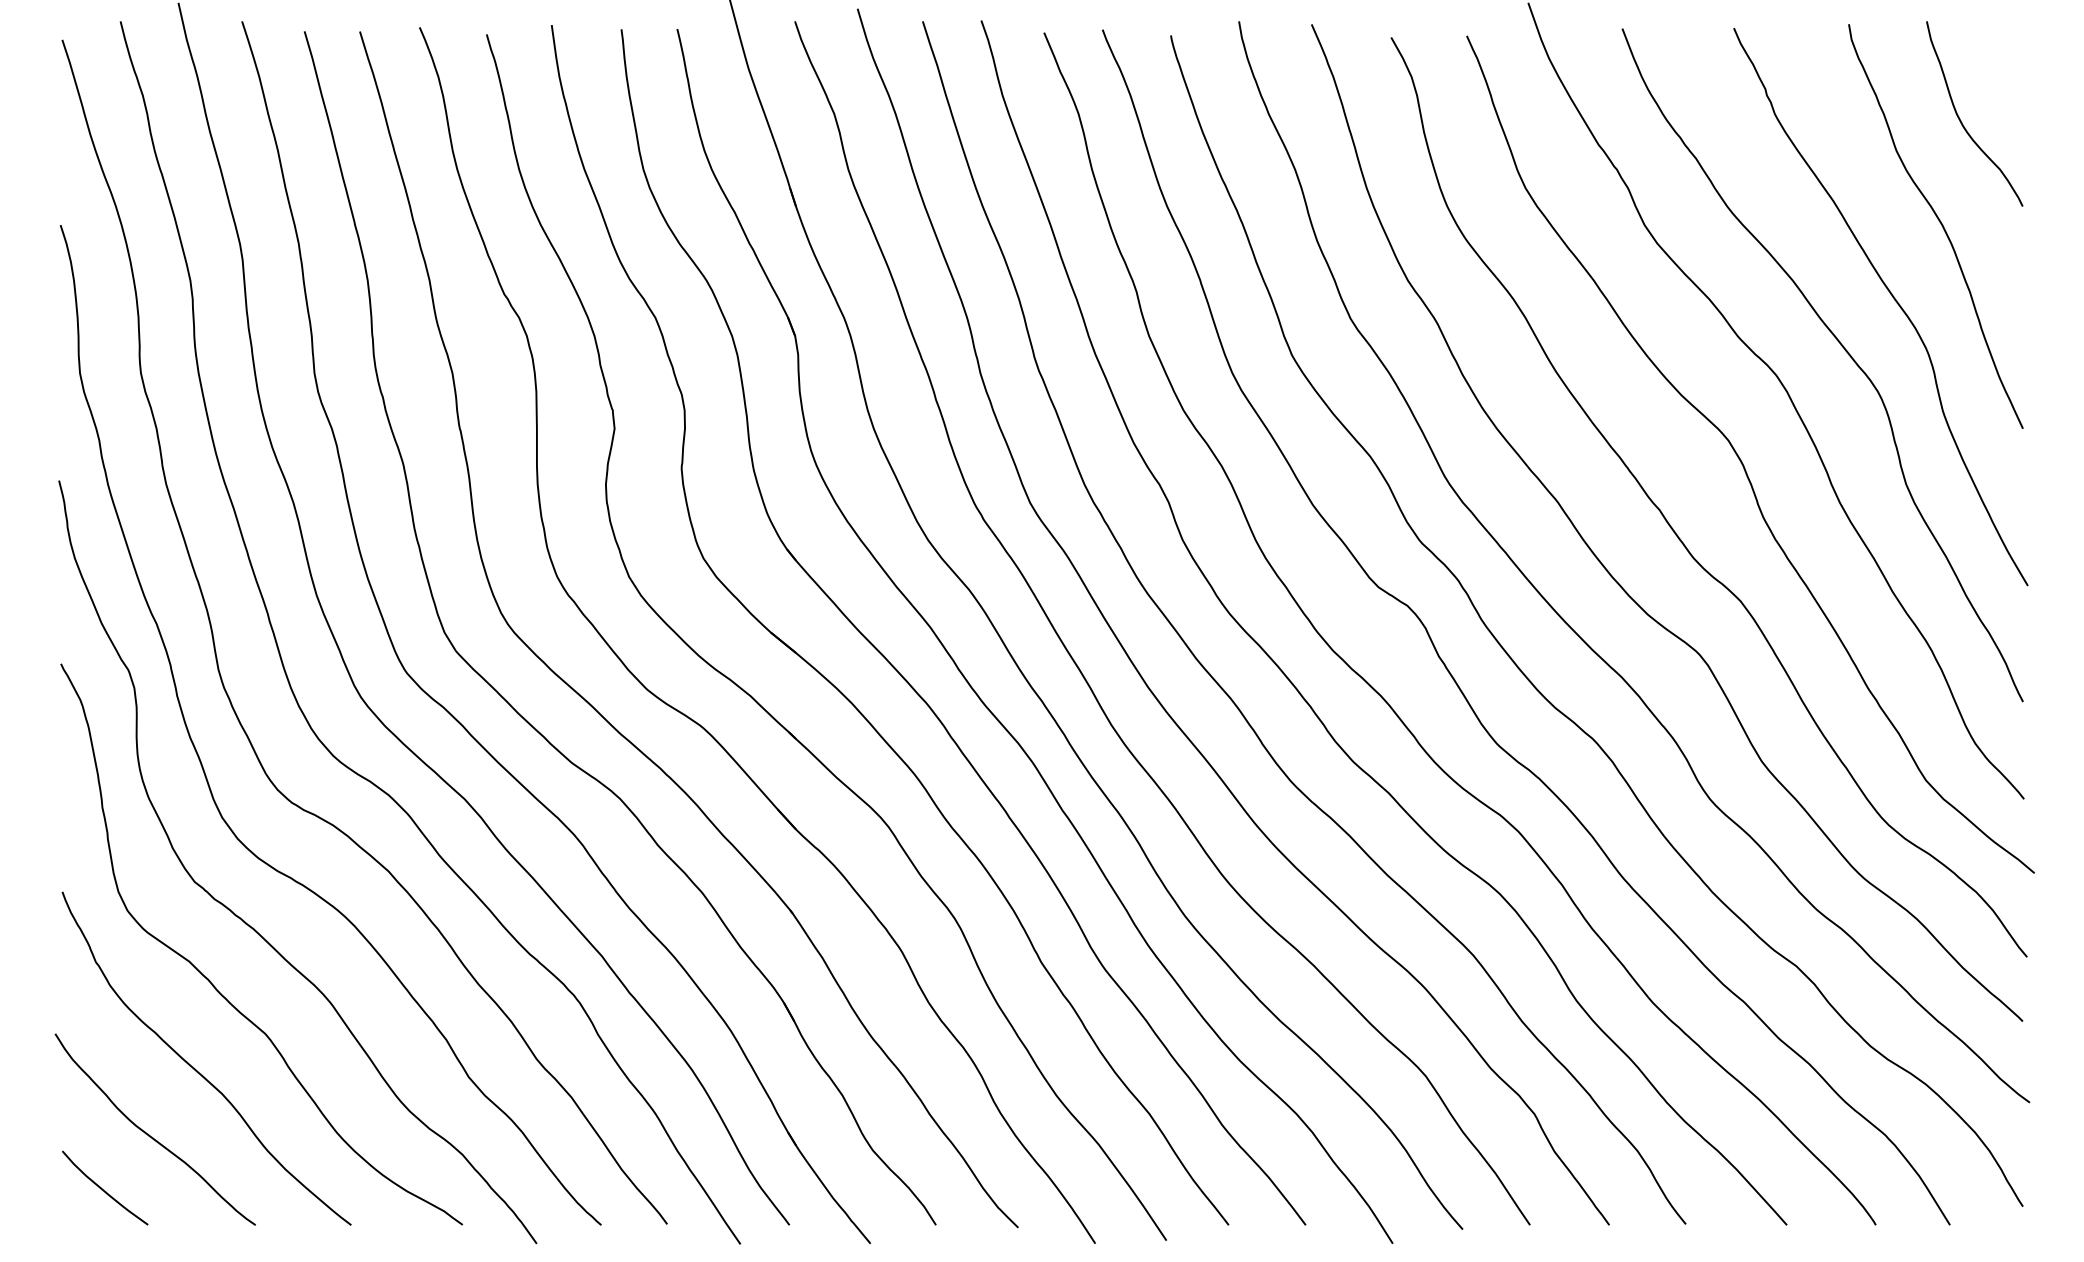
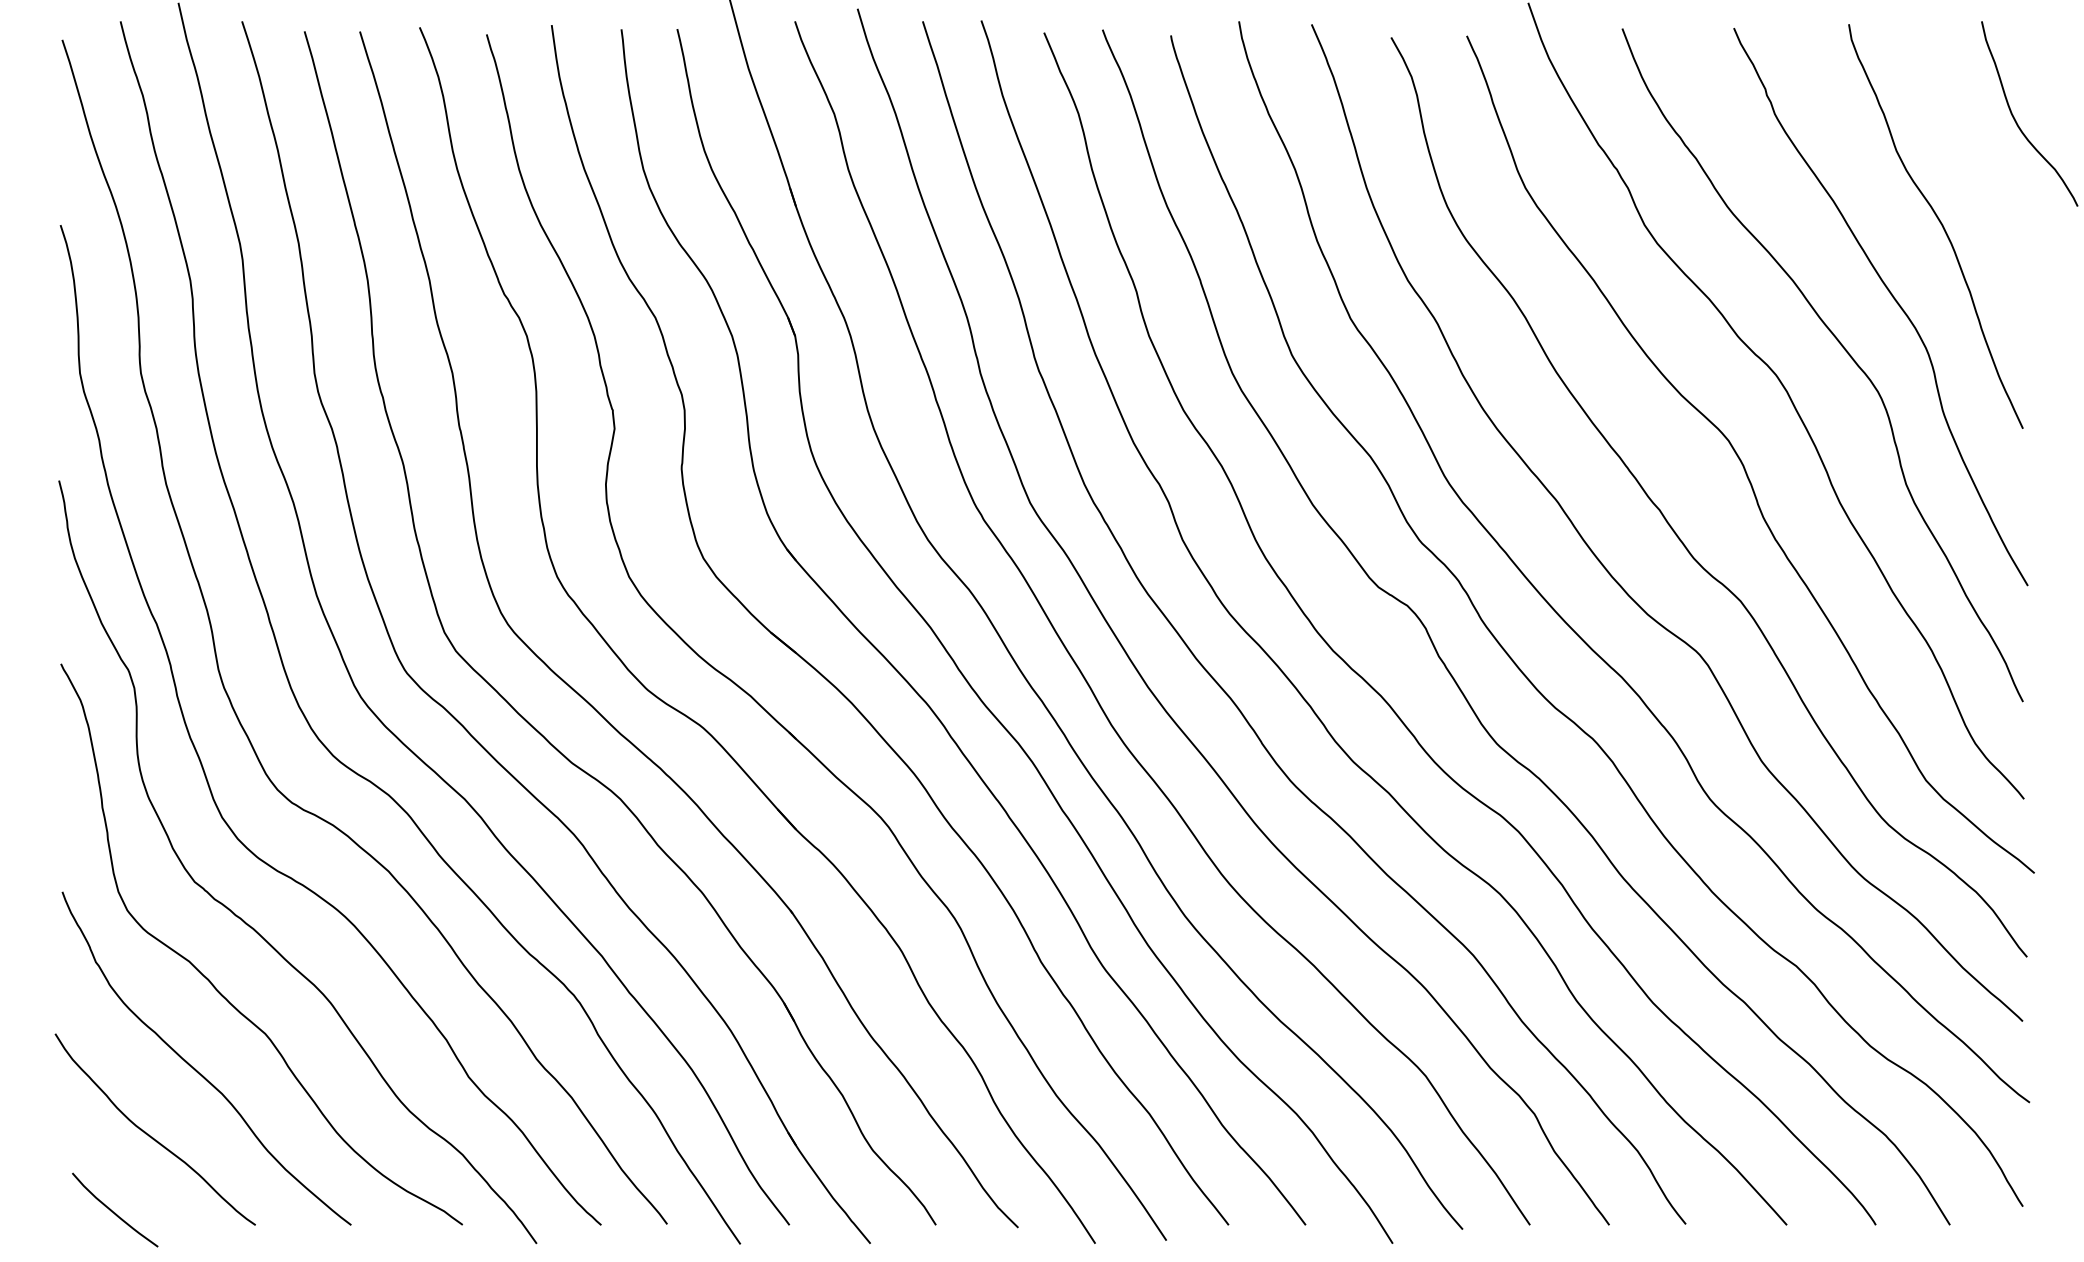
curve position: (1961, 120) -> (2016, 120) (2016, 120)
curve position: (103, 1189) -> (113, 1211) (113, 1211)
